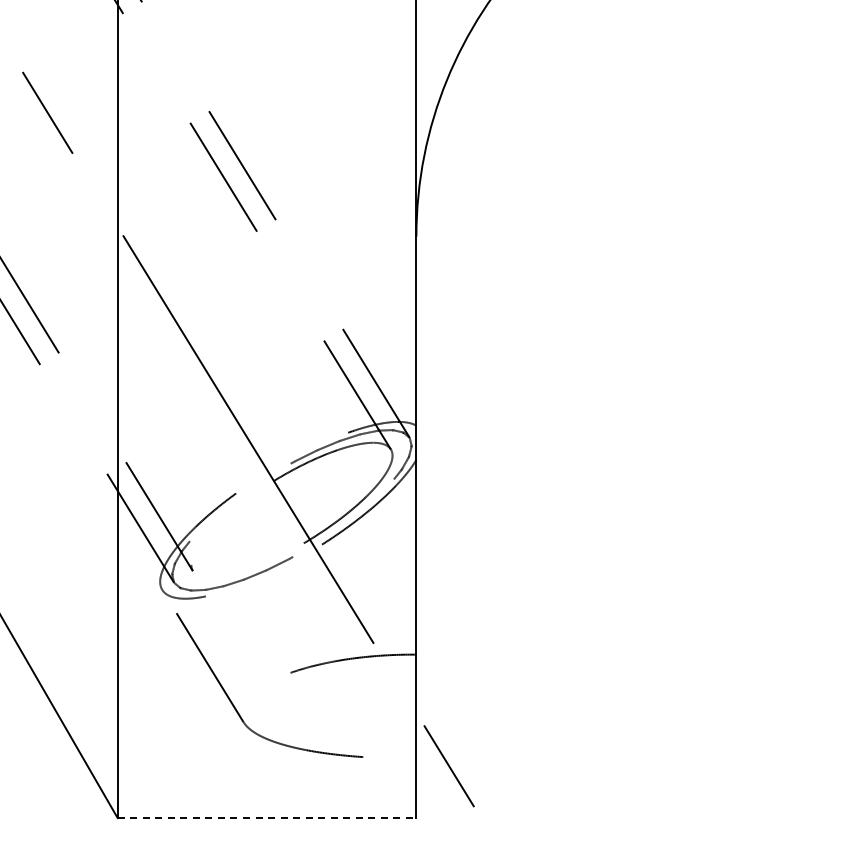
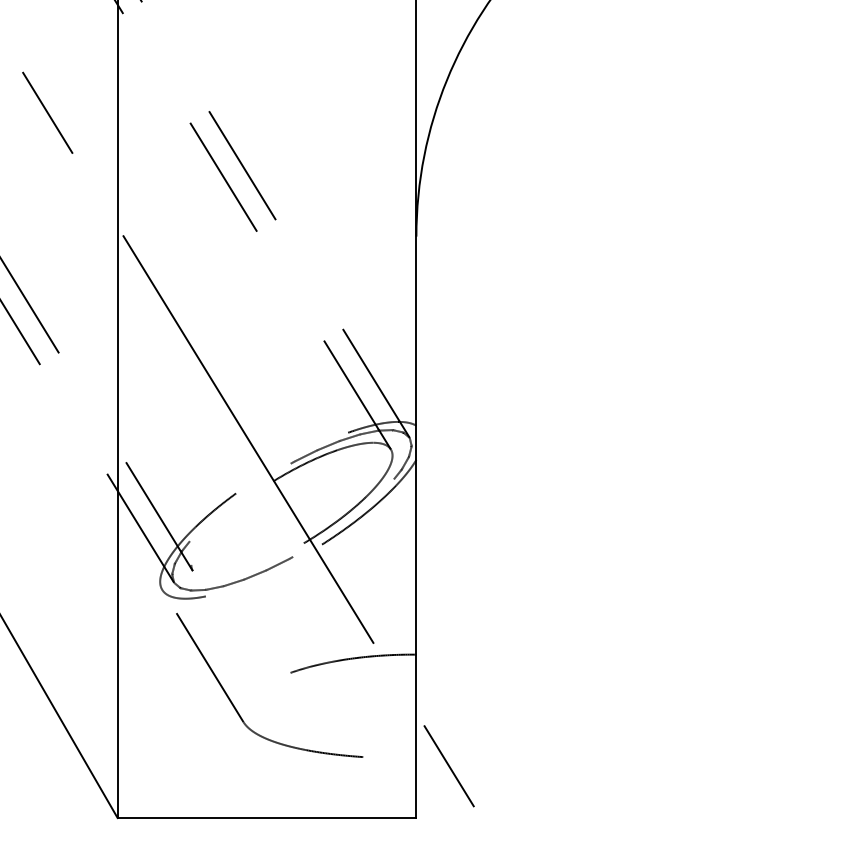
line: dashed -> solid (267, 818)
